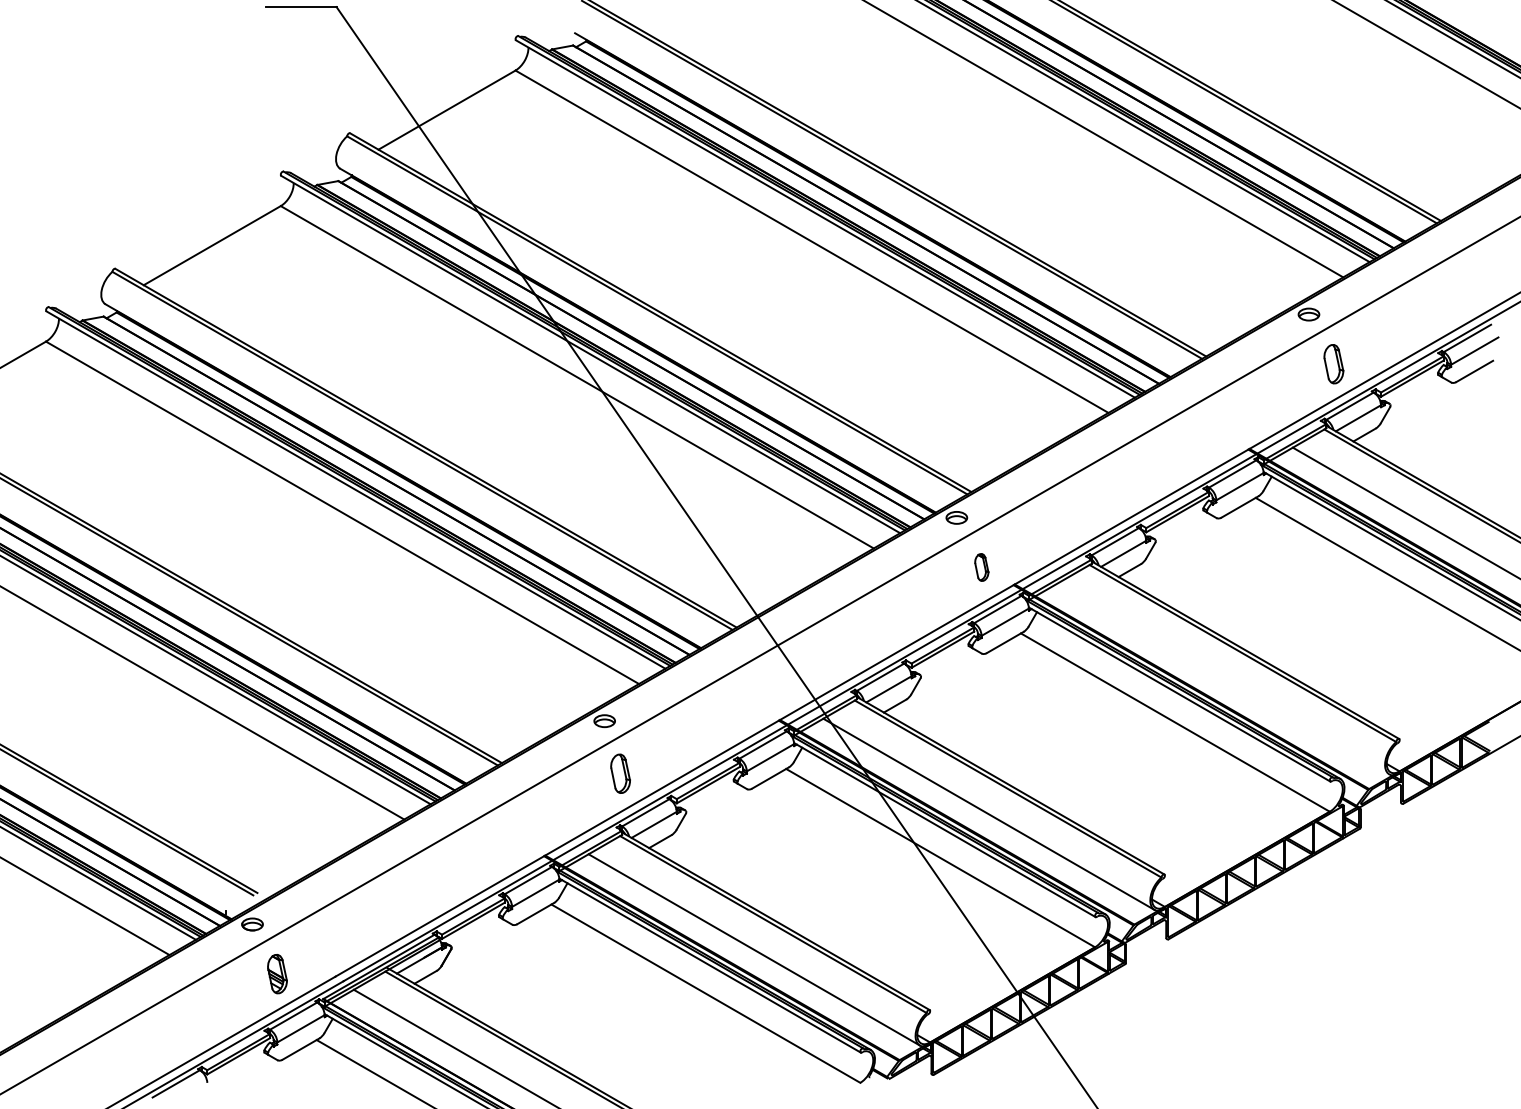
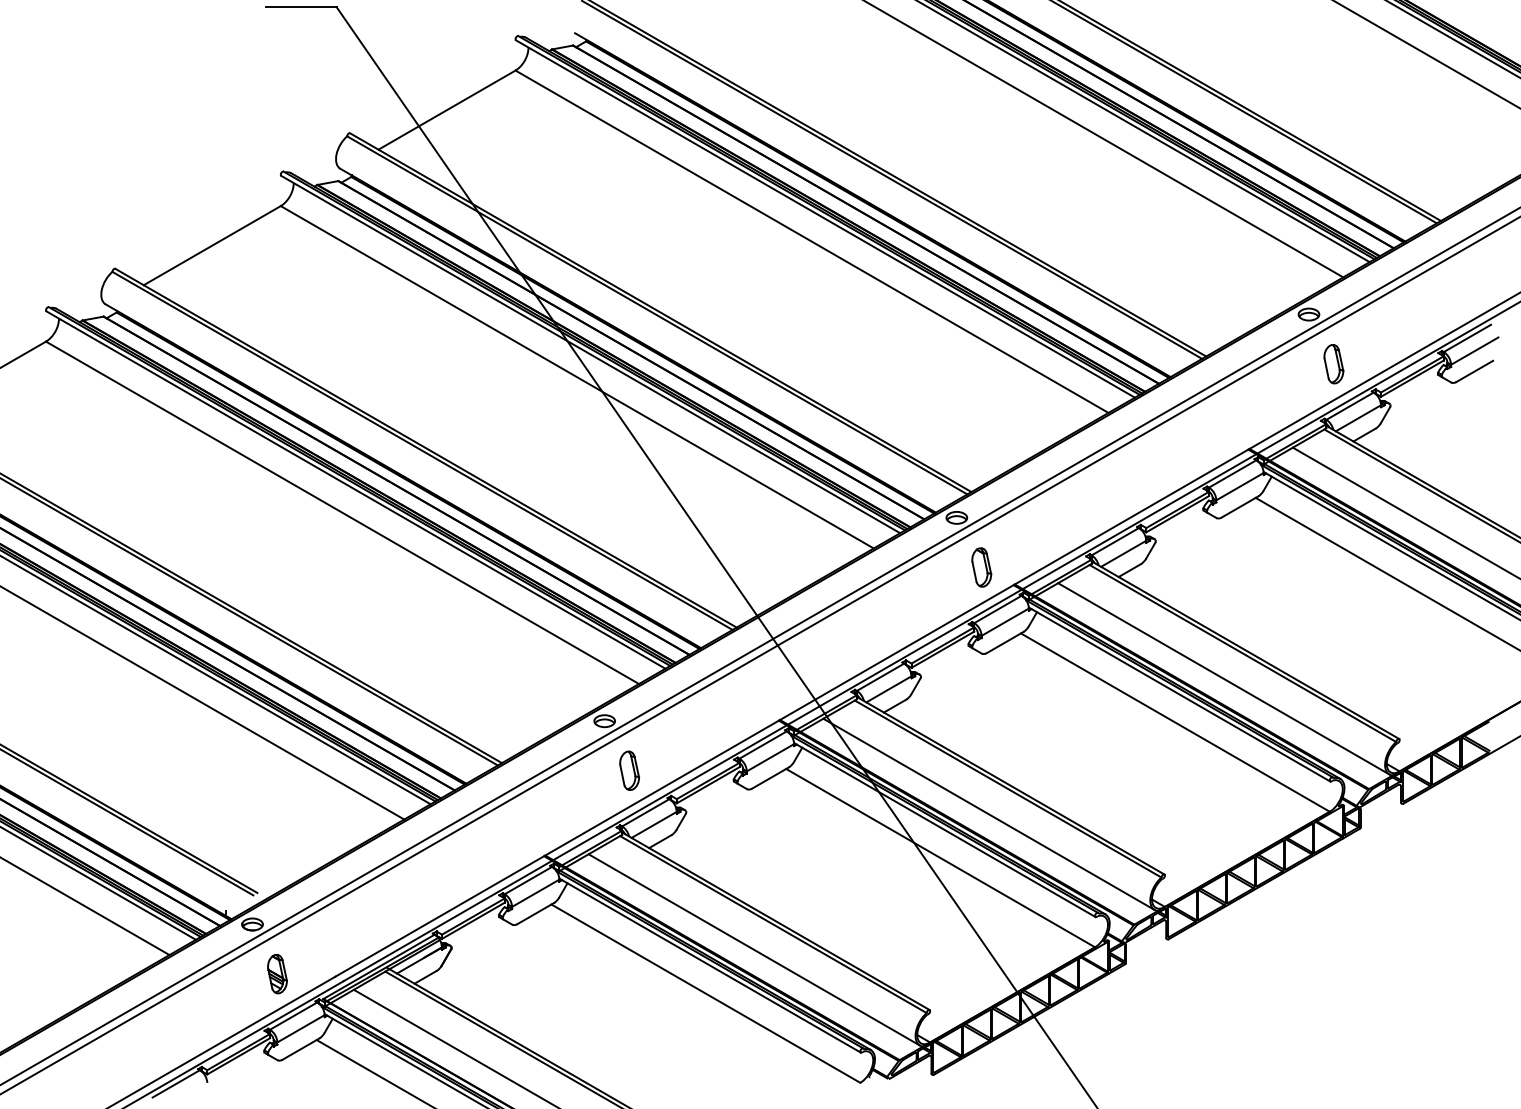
part size: 16x29 px -> 22x41 px (981, 567)
line: none -> present (759, 646)
line: none -> present (1223, 678)
part position: (620, 773) -> (629, 770) (629, 770)
